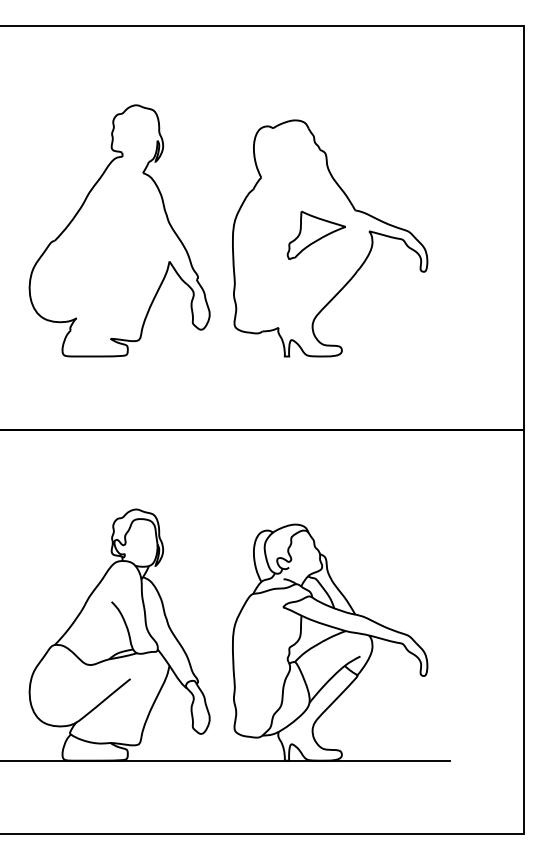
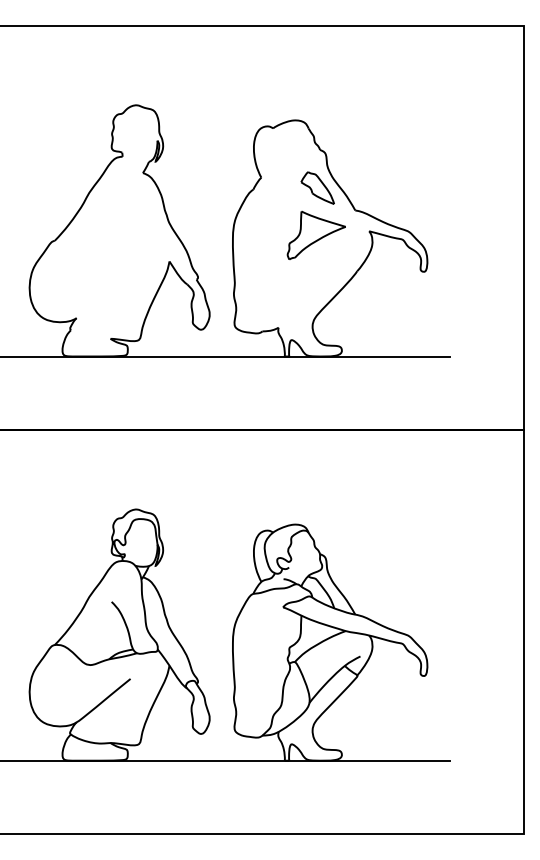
part: none -> present (317, 187)
line: none -> present (226, 356)
